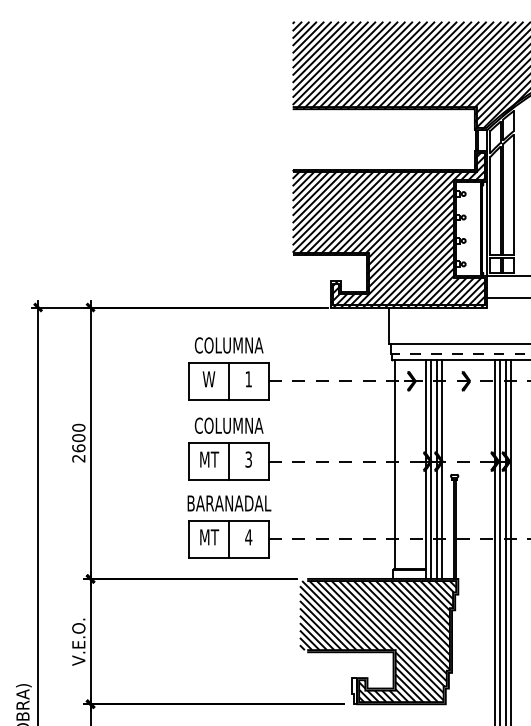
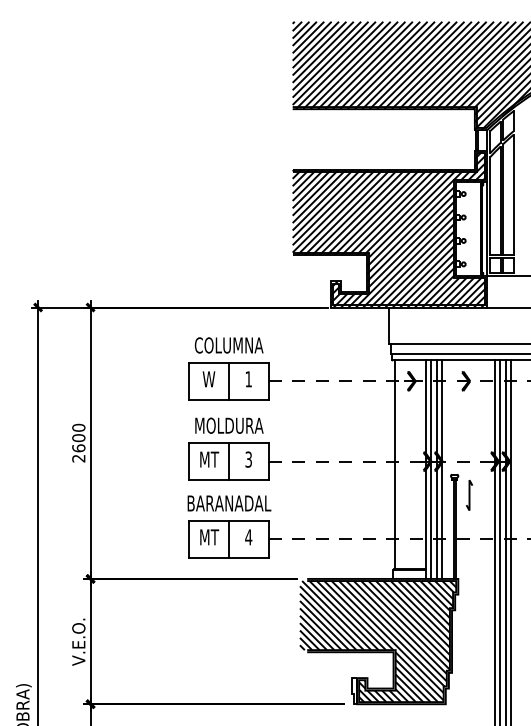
line position: (507, 297) -> (507, 307) (507, 307)
line: dashed -> solid (460, 353)
text: COLUMNA -> MOLDURA (228, 425)
line: none -> present (469, 495)
